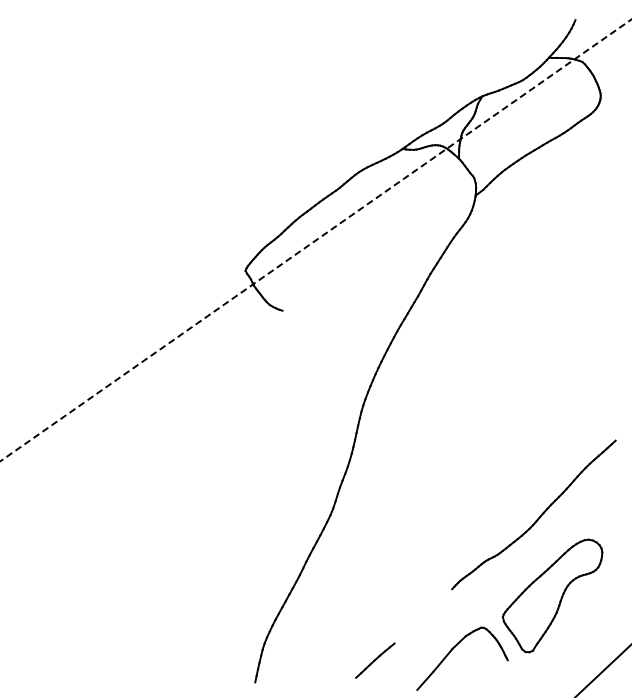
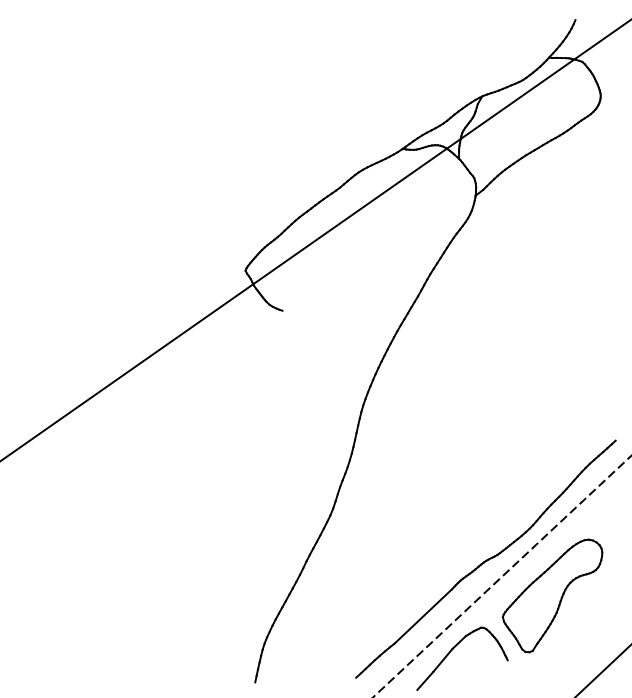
line: dashed -> solid (316, 240)
line: none -> present (502, 576)
line: none -> present (423, 616)
